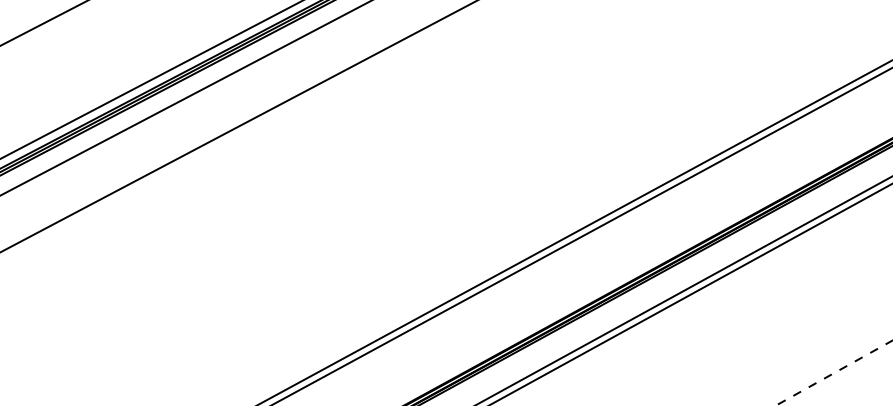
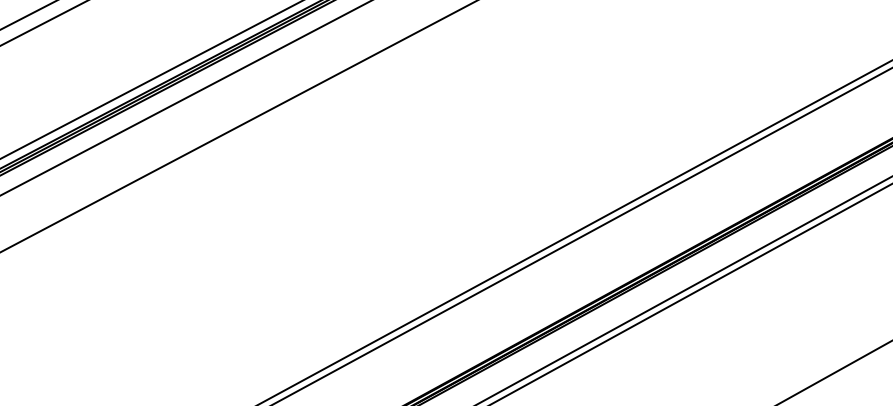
line: none -> present (27, 15)
line: dashed -> solid (833, 373)
